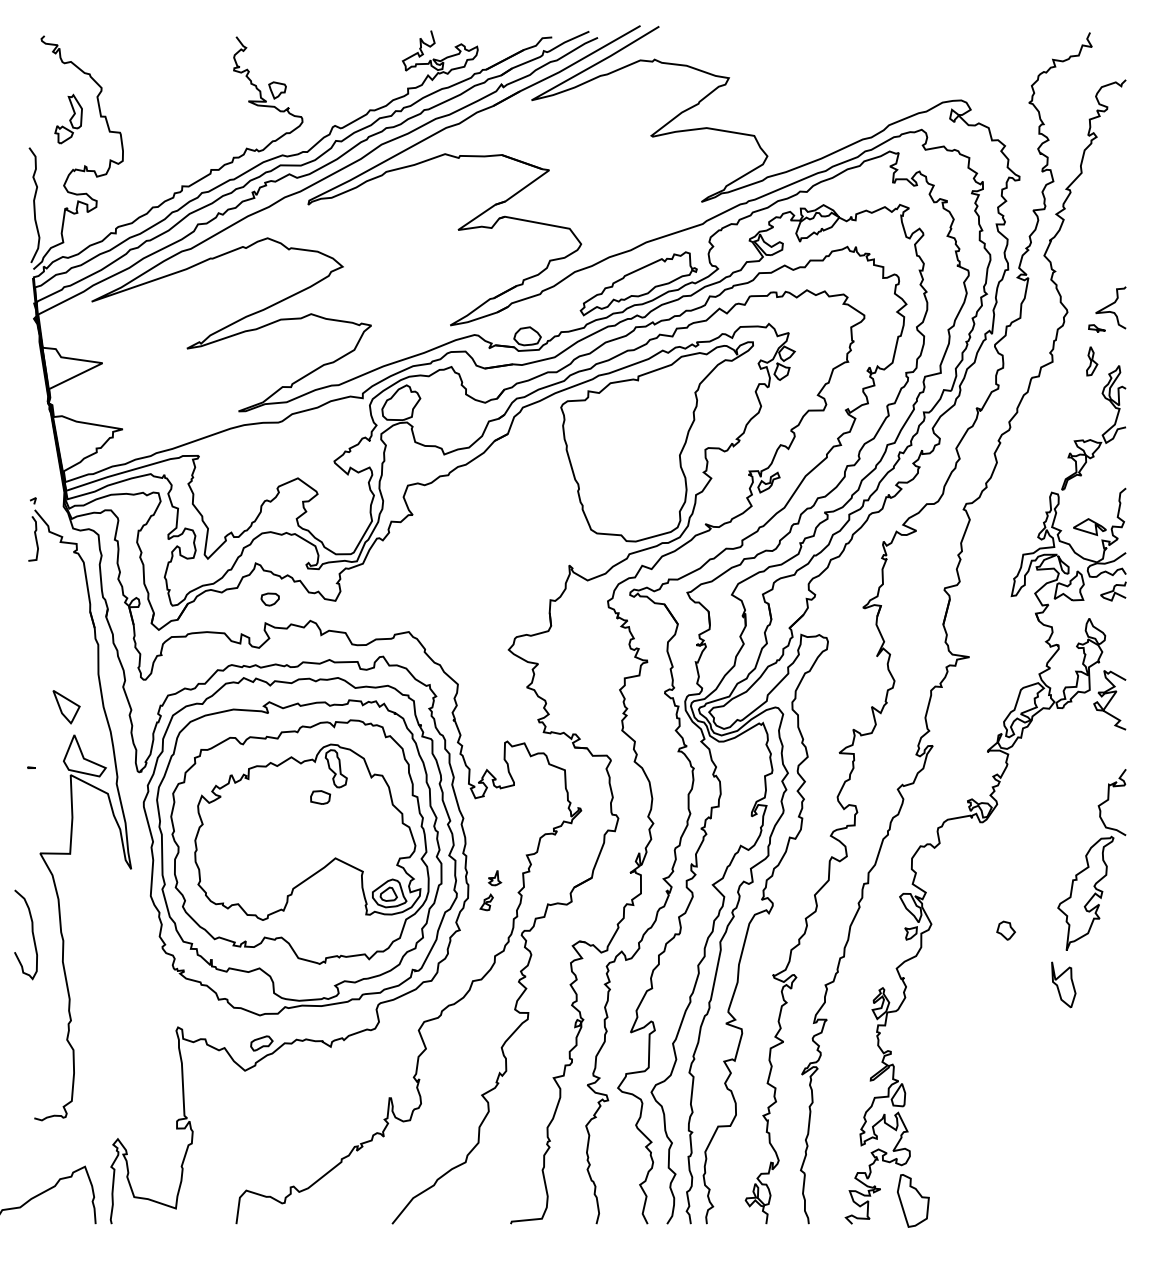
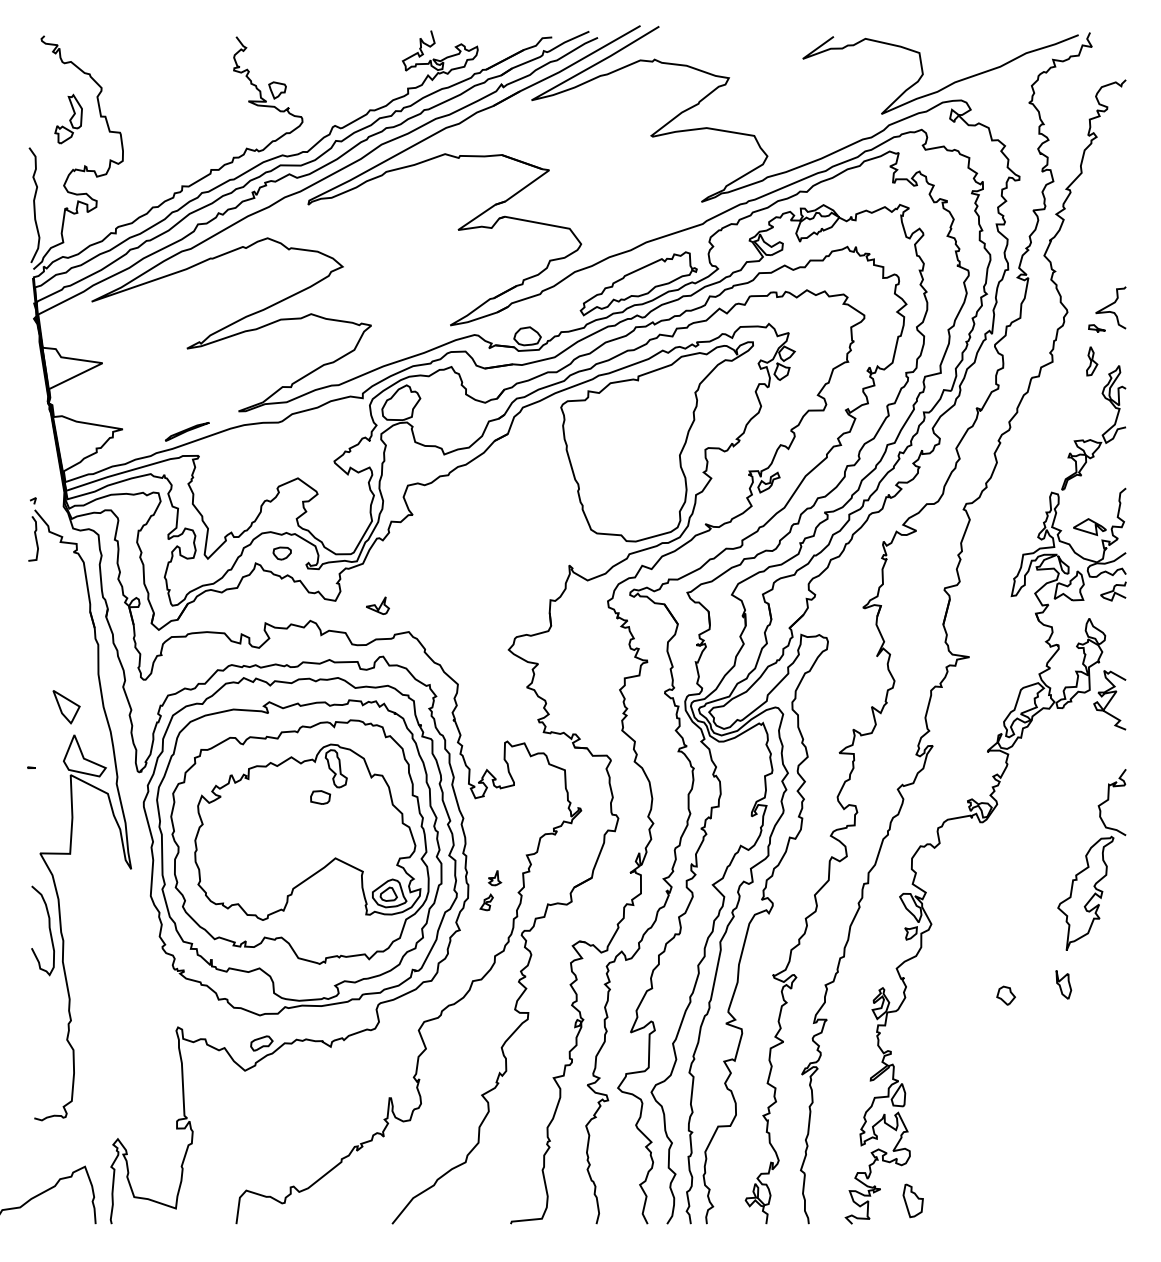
curve: none -> present (946, 85)
part: none -> present (187, 431)
part position: (269, 599) -> (281, 553) (281, 553)
part: none -> present (377, 605)
part position: (1005, 930) -> (1005, 995) (1005, 995)
curve position: (31, 932) -> (48, 928) (48, 928)
part size: 26x48 px -> 18x30 px (1063, 984)
part size: 33x54 px -> 22x36 px (912, 1200)
